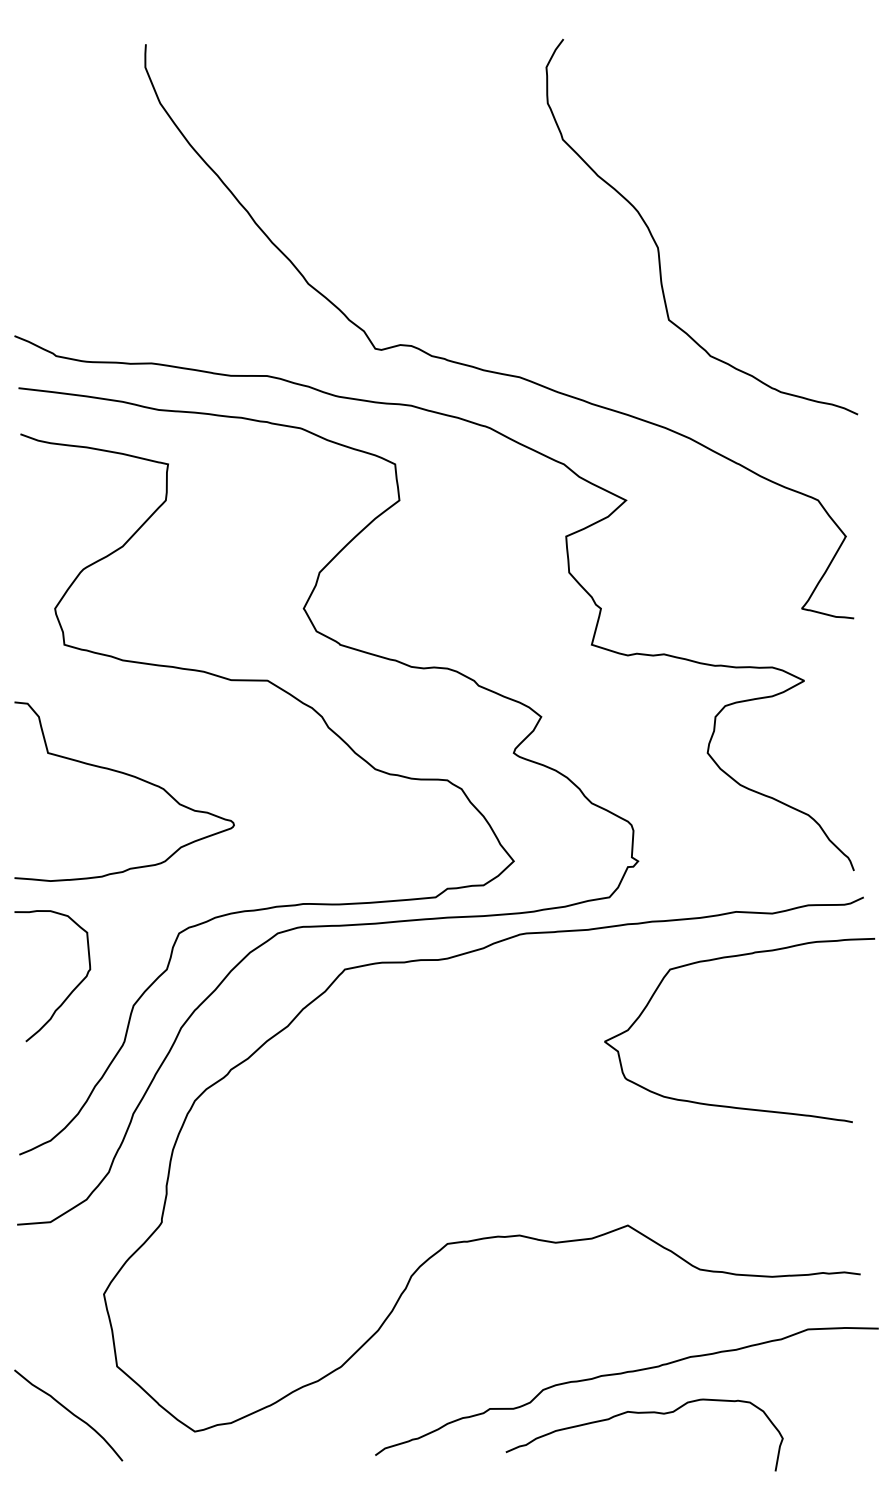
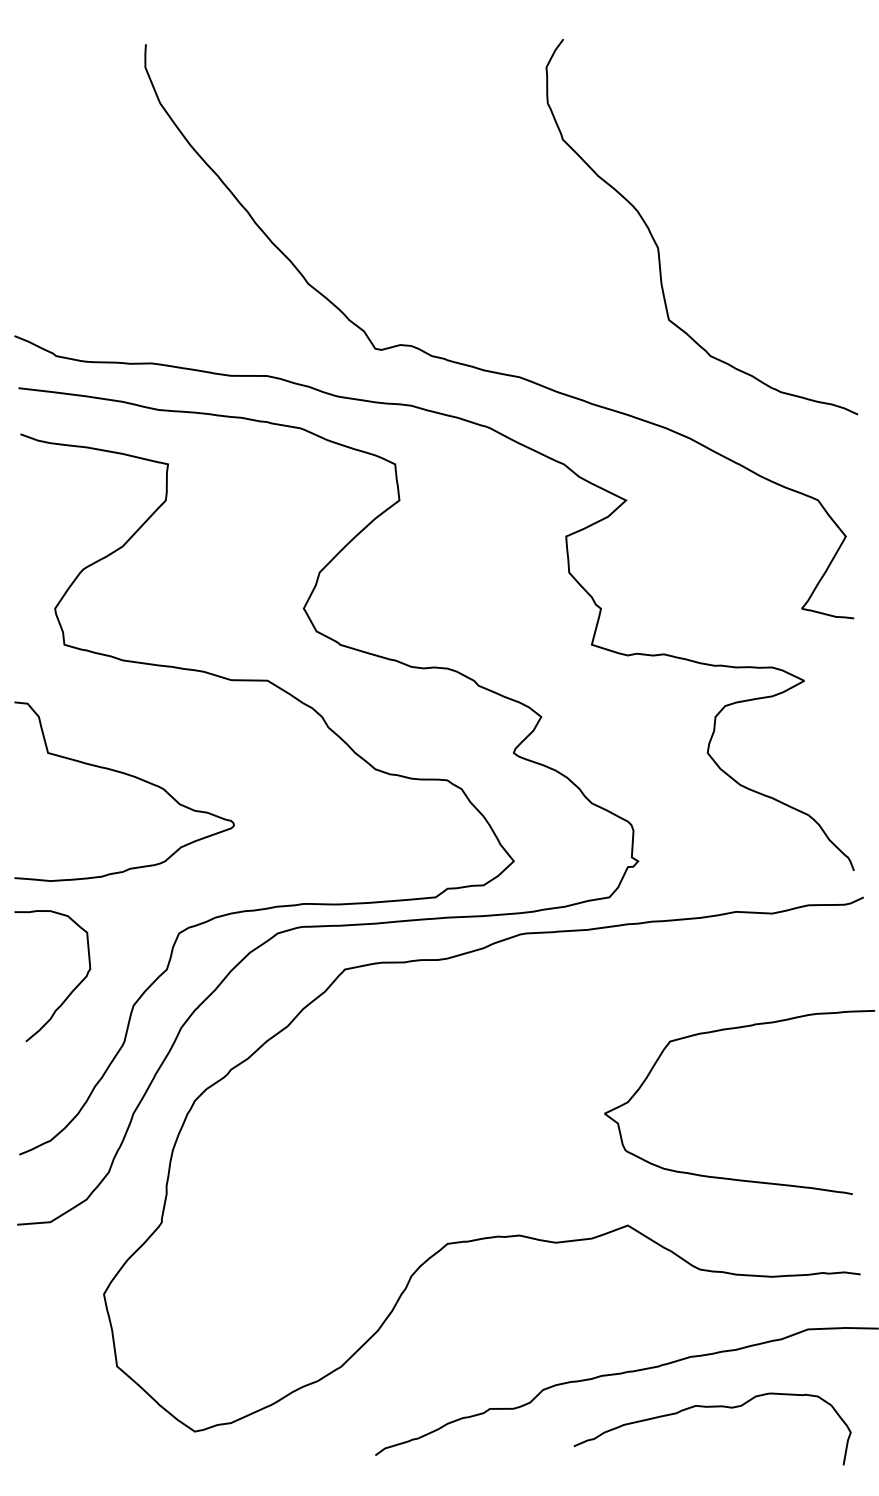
curve position: (733, 957) -> (733, 1029) (733, 1029)
curve: present -> none (70, 1413)
curve position: (644, 1413) -> (712, 1407) (712, 1407)
